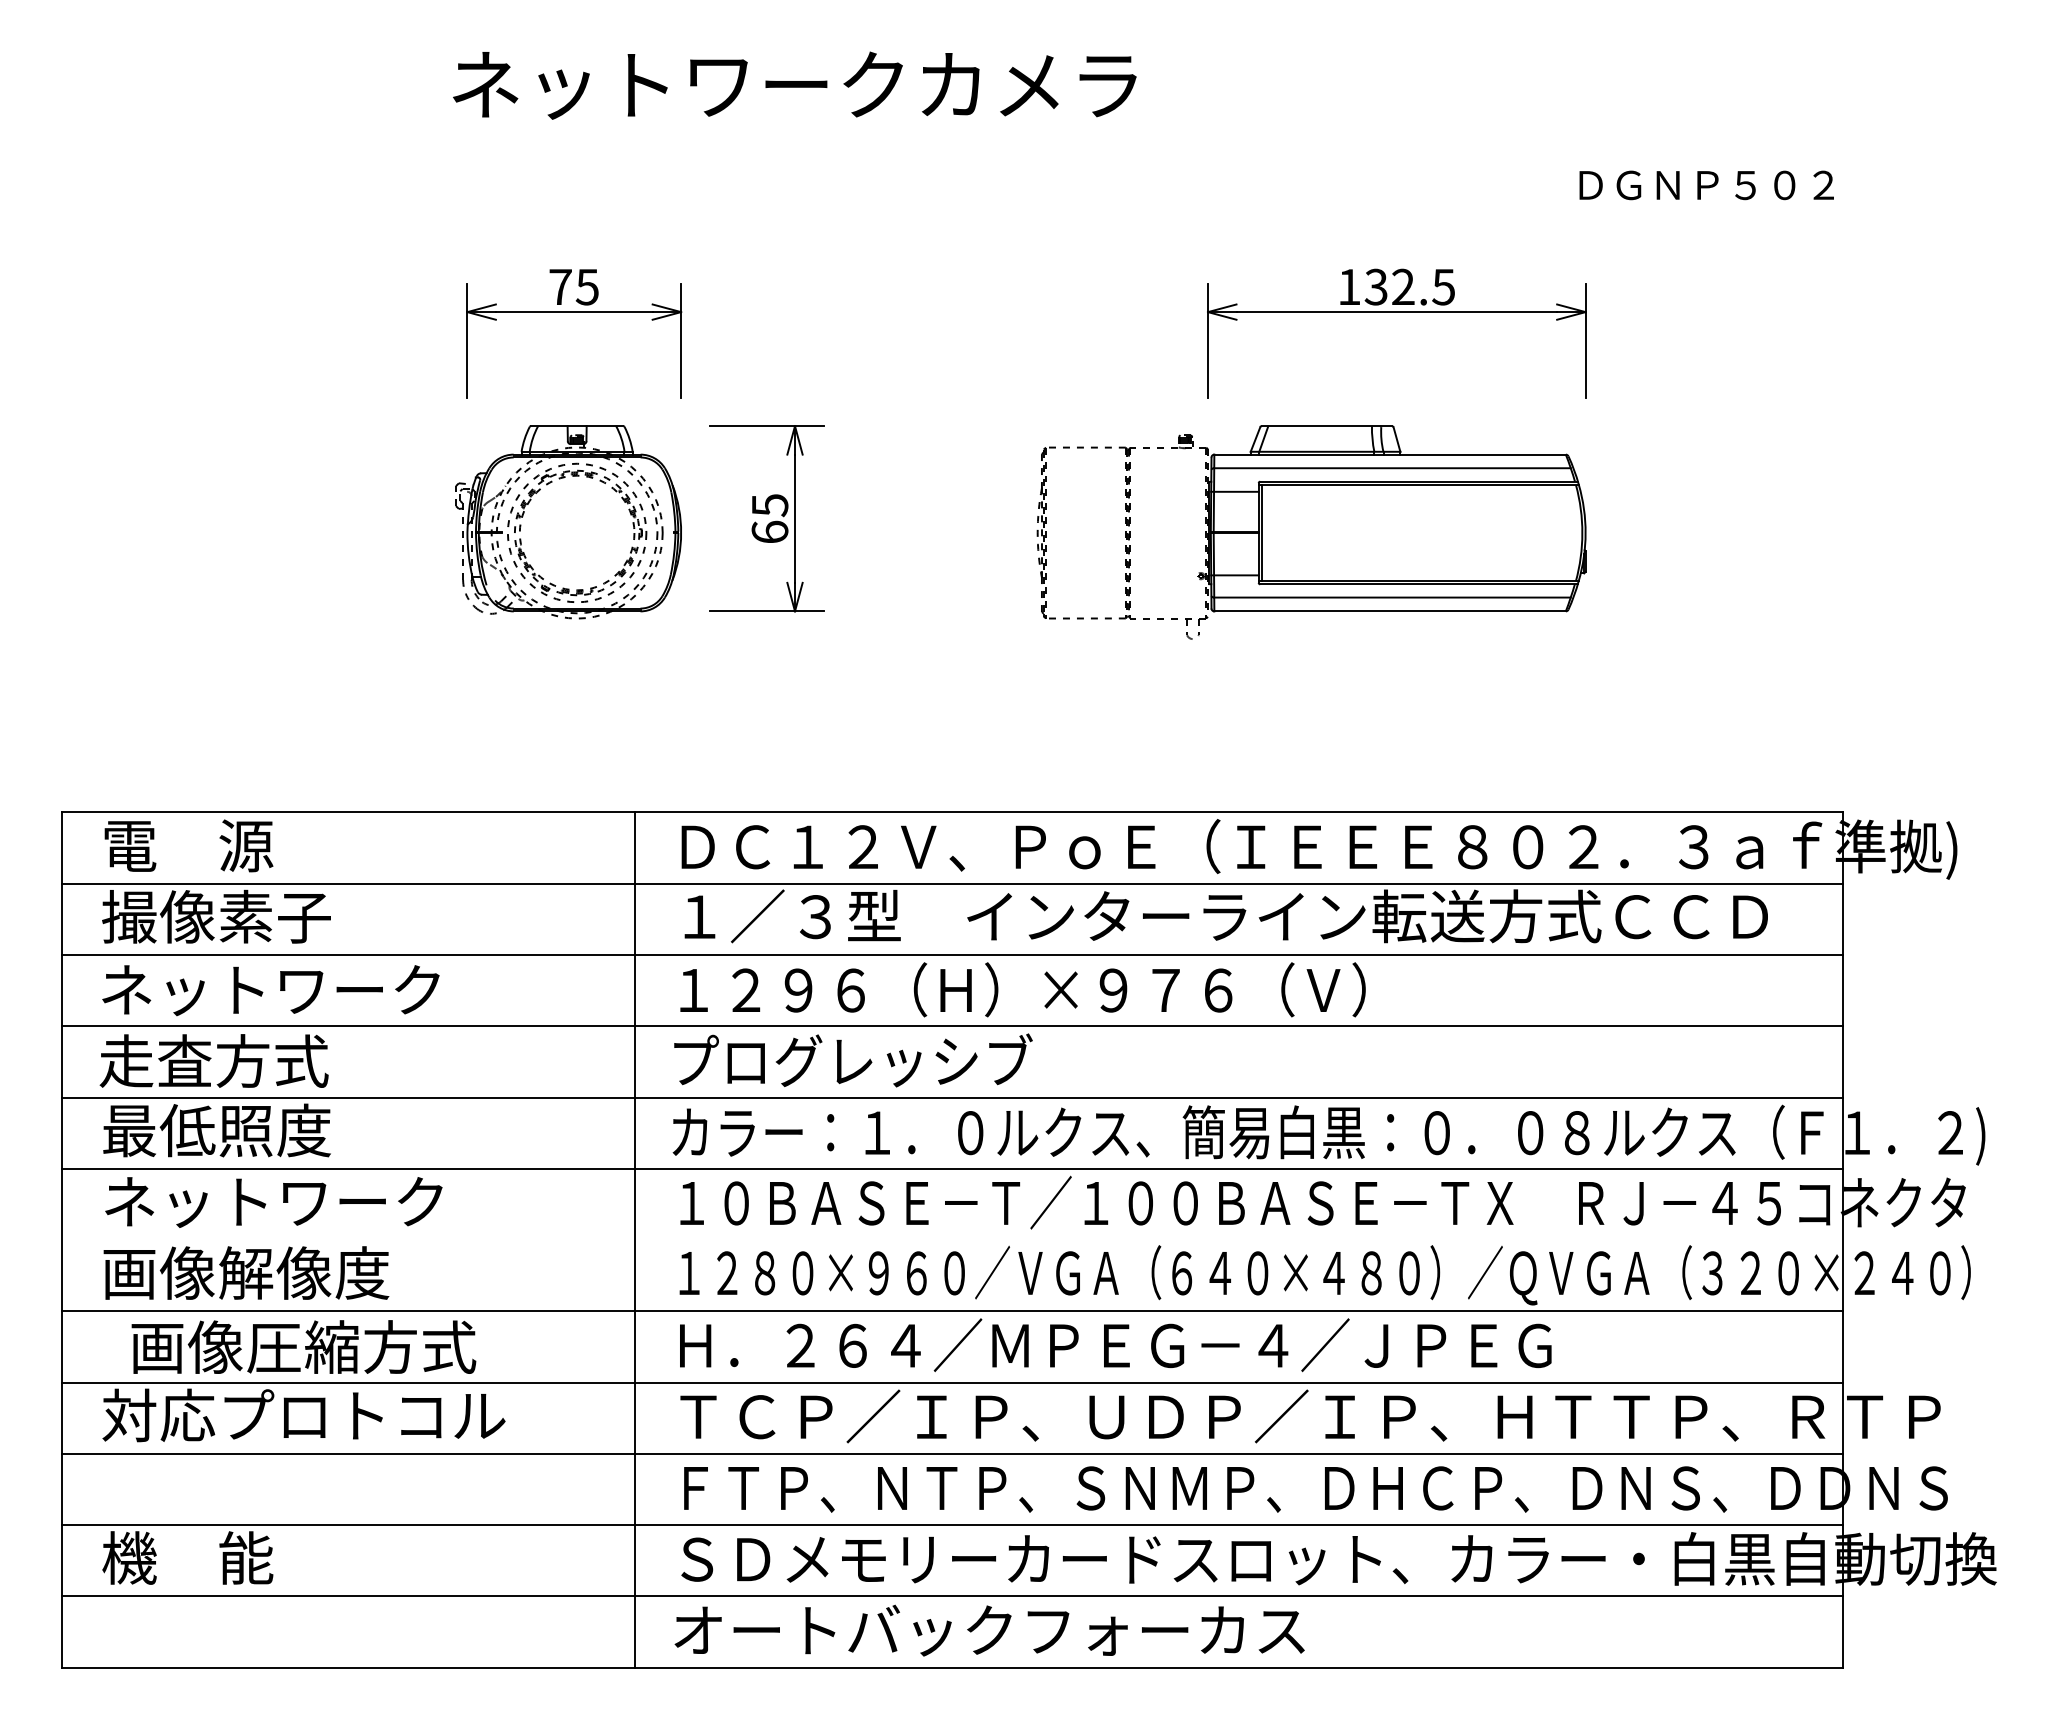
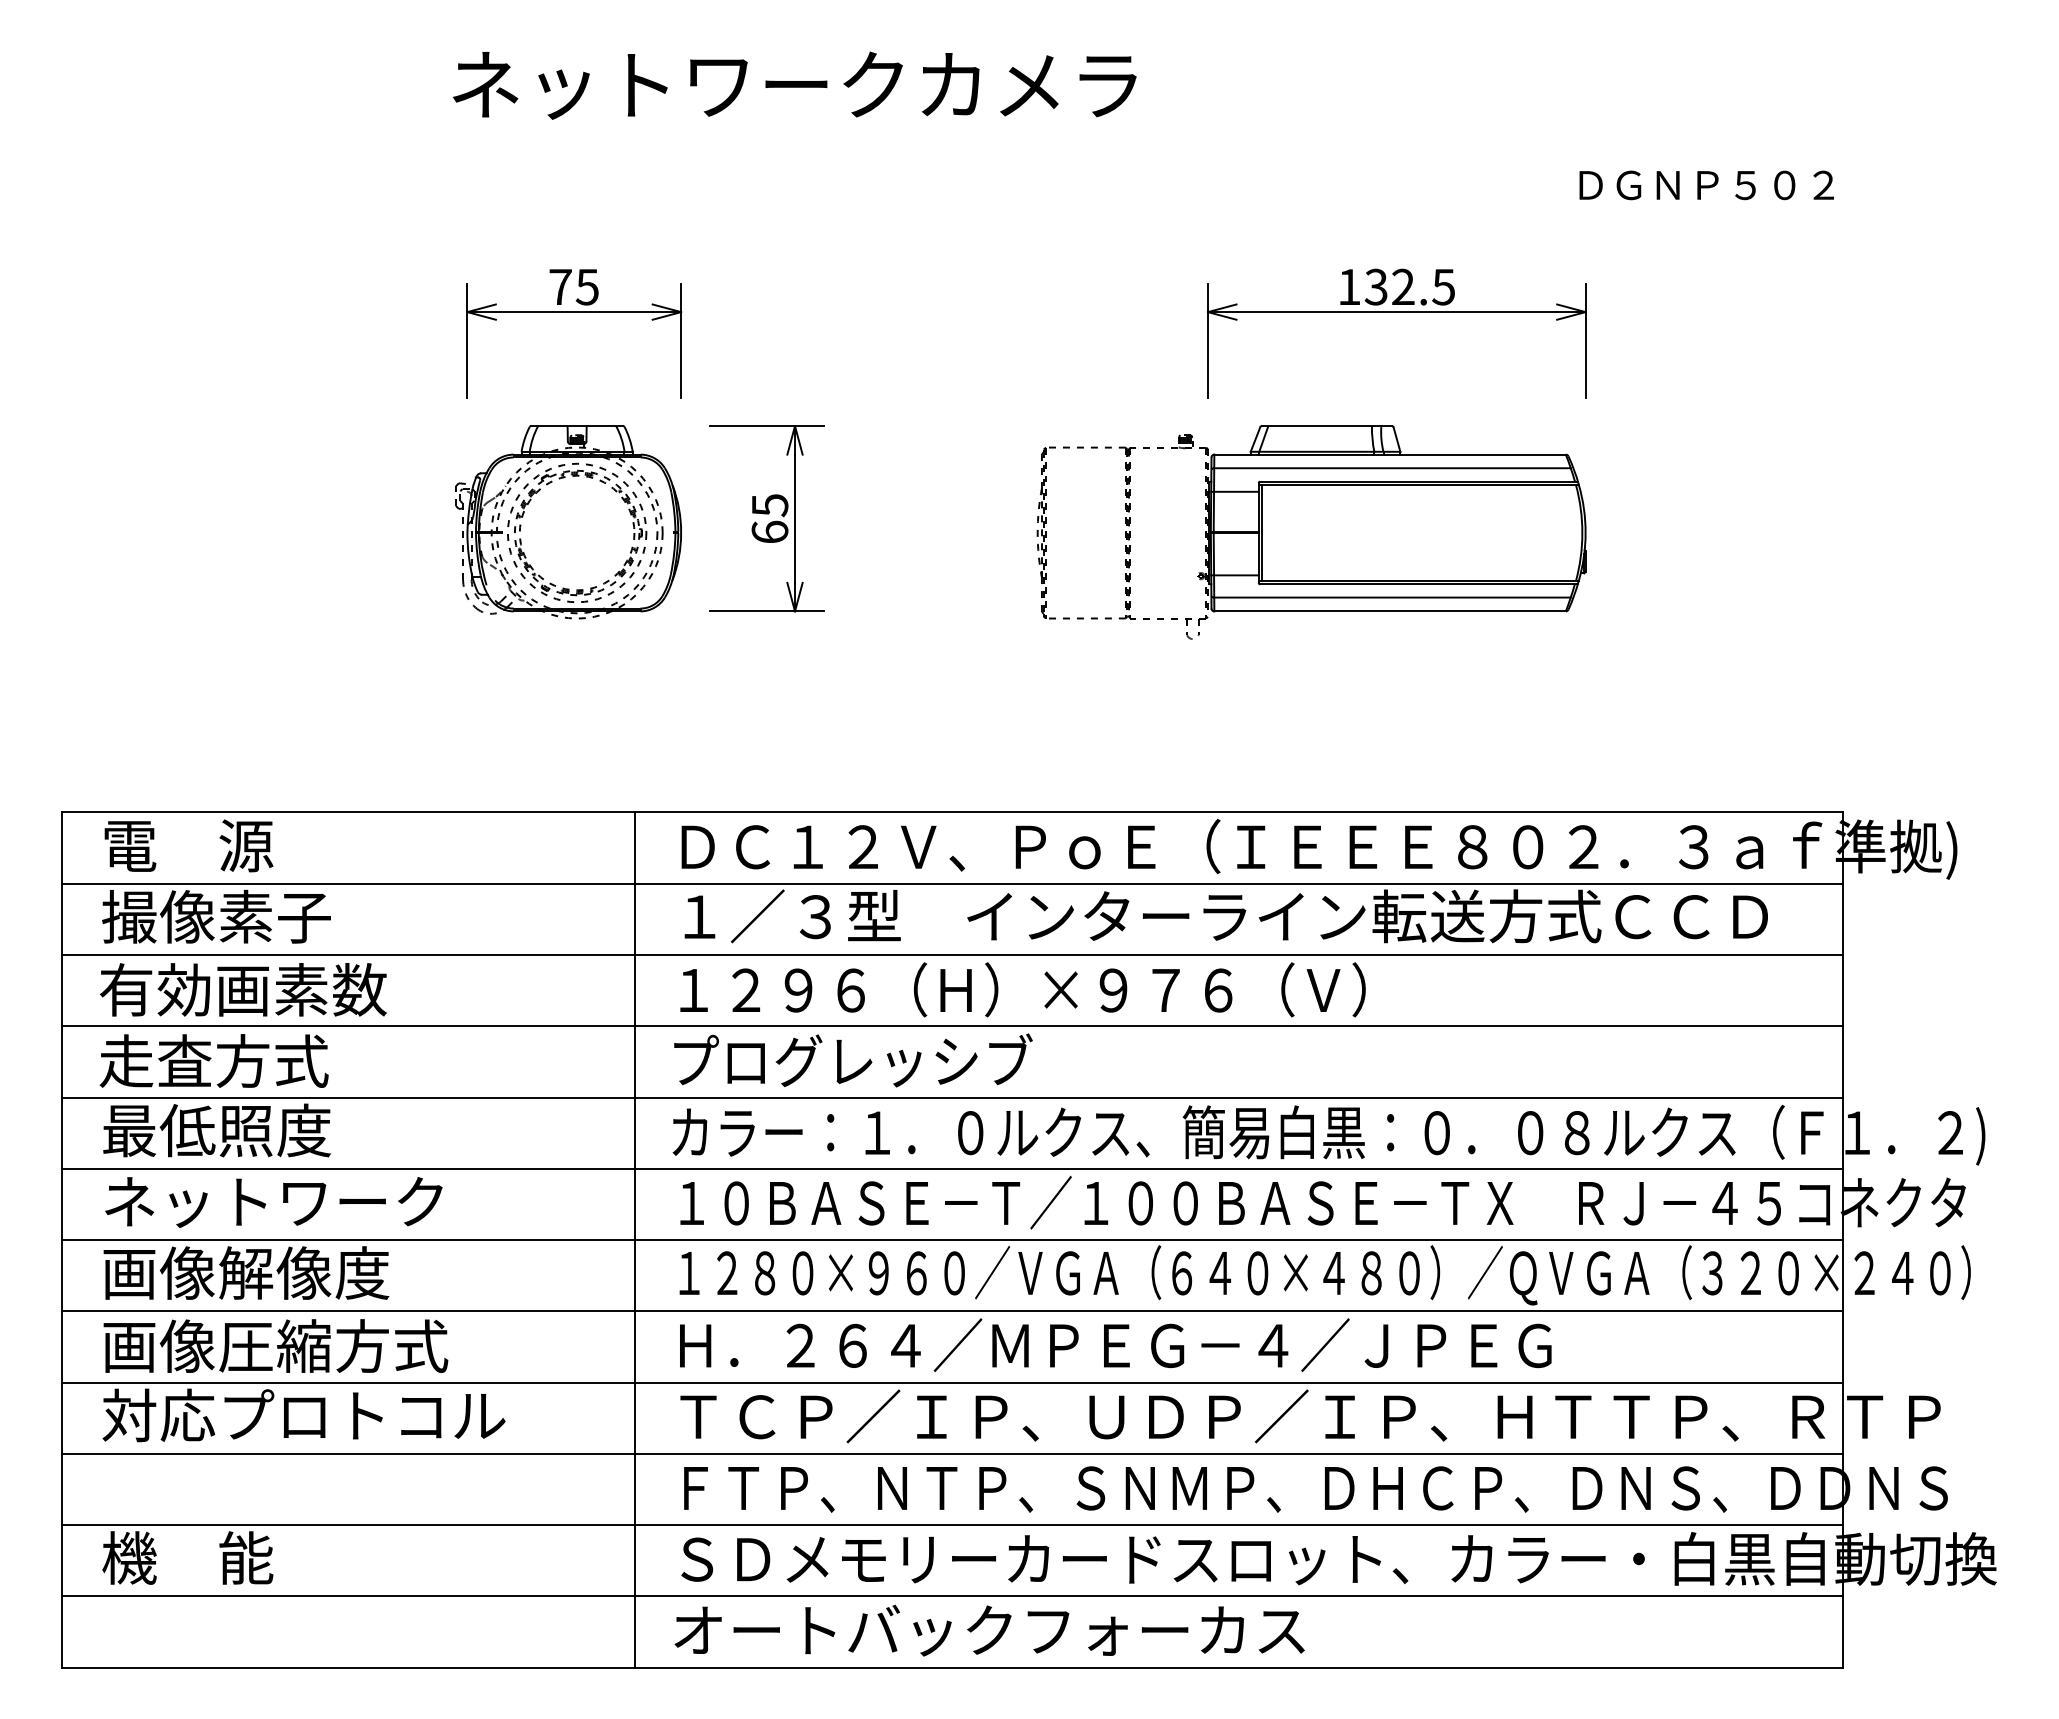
text: ネットワーク -> 有効画素数 (269, 989)
line: none -> present (952, 1240)
text position: (303, 1346) -> (275, 1345) (275, 1345)
